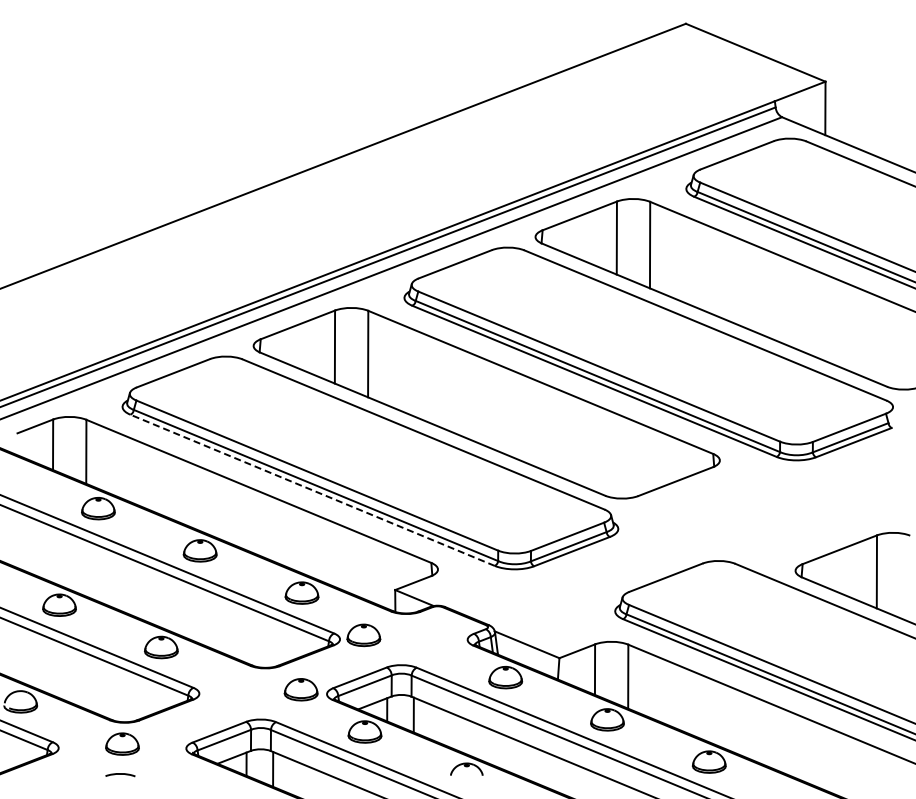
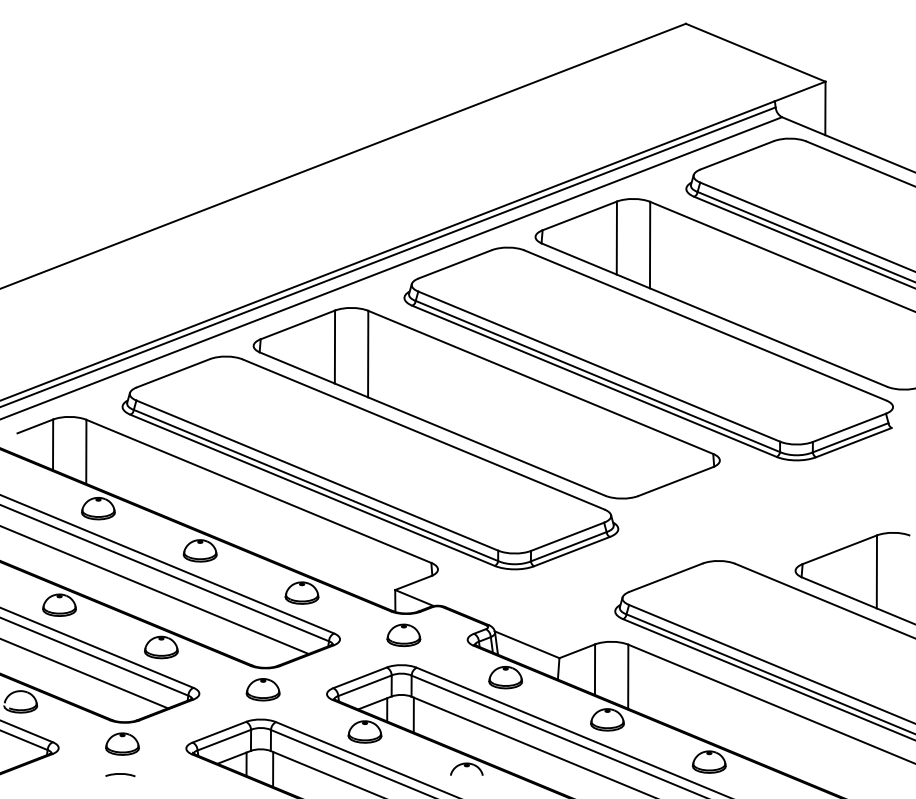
line: dashed -> solid (312, 490)
line: none -> present (155, 589)
part position: (363, 635) -> (403, 635) (403, 635)
line: none -> present (84, 673)
part position: (300, 689) -> (262, 689) (262, 689)
